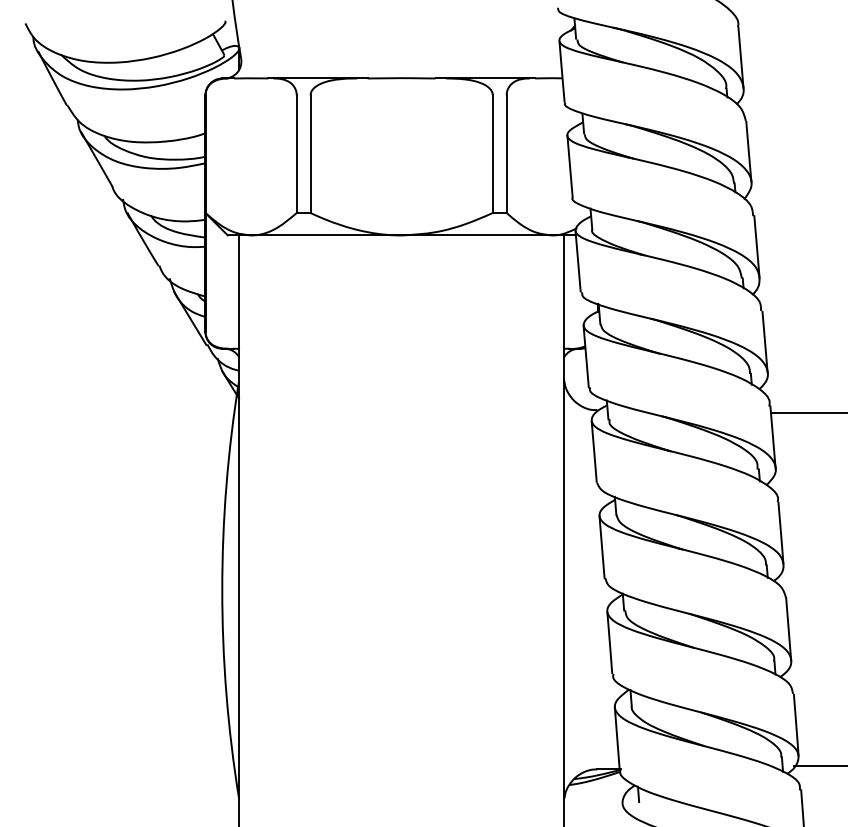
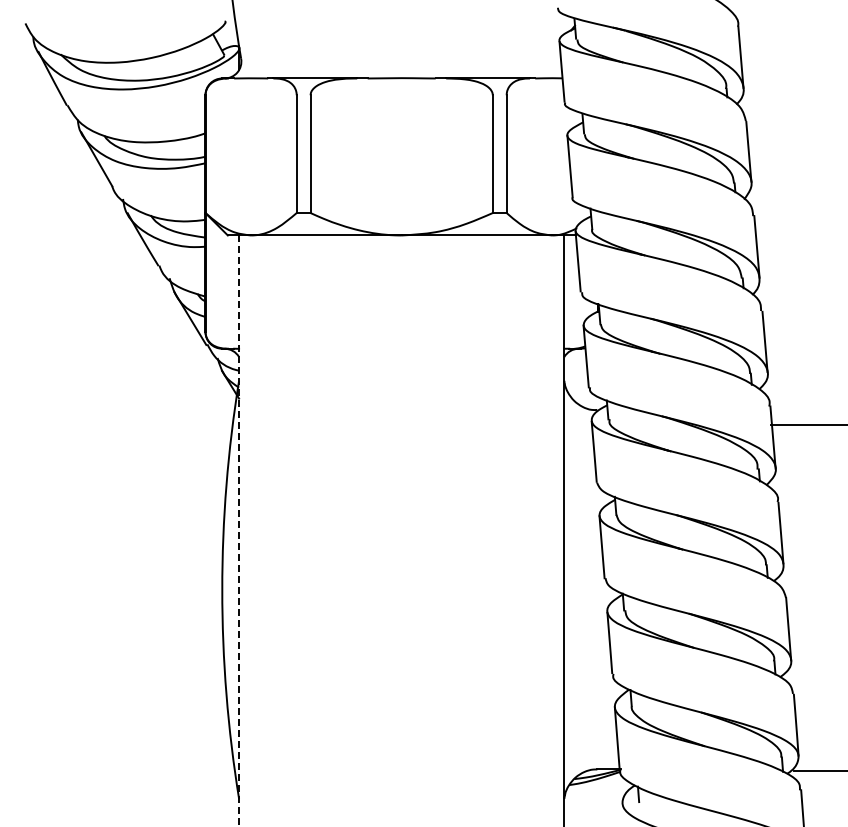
line position: (807, 413) -> (807, 425) (807, 425)
line: solid -> dashed (239, 531)
line position: (818, 766) -> (818, 771) (818, 771)
